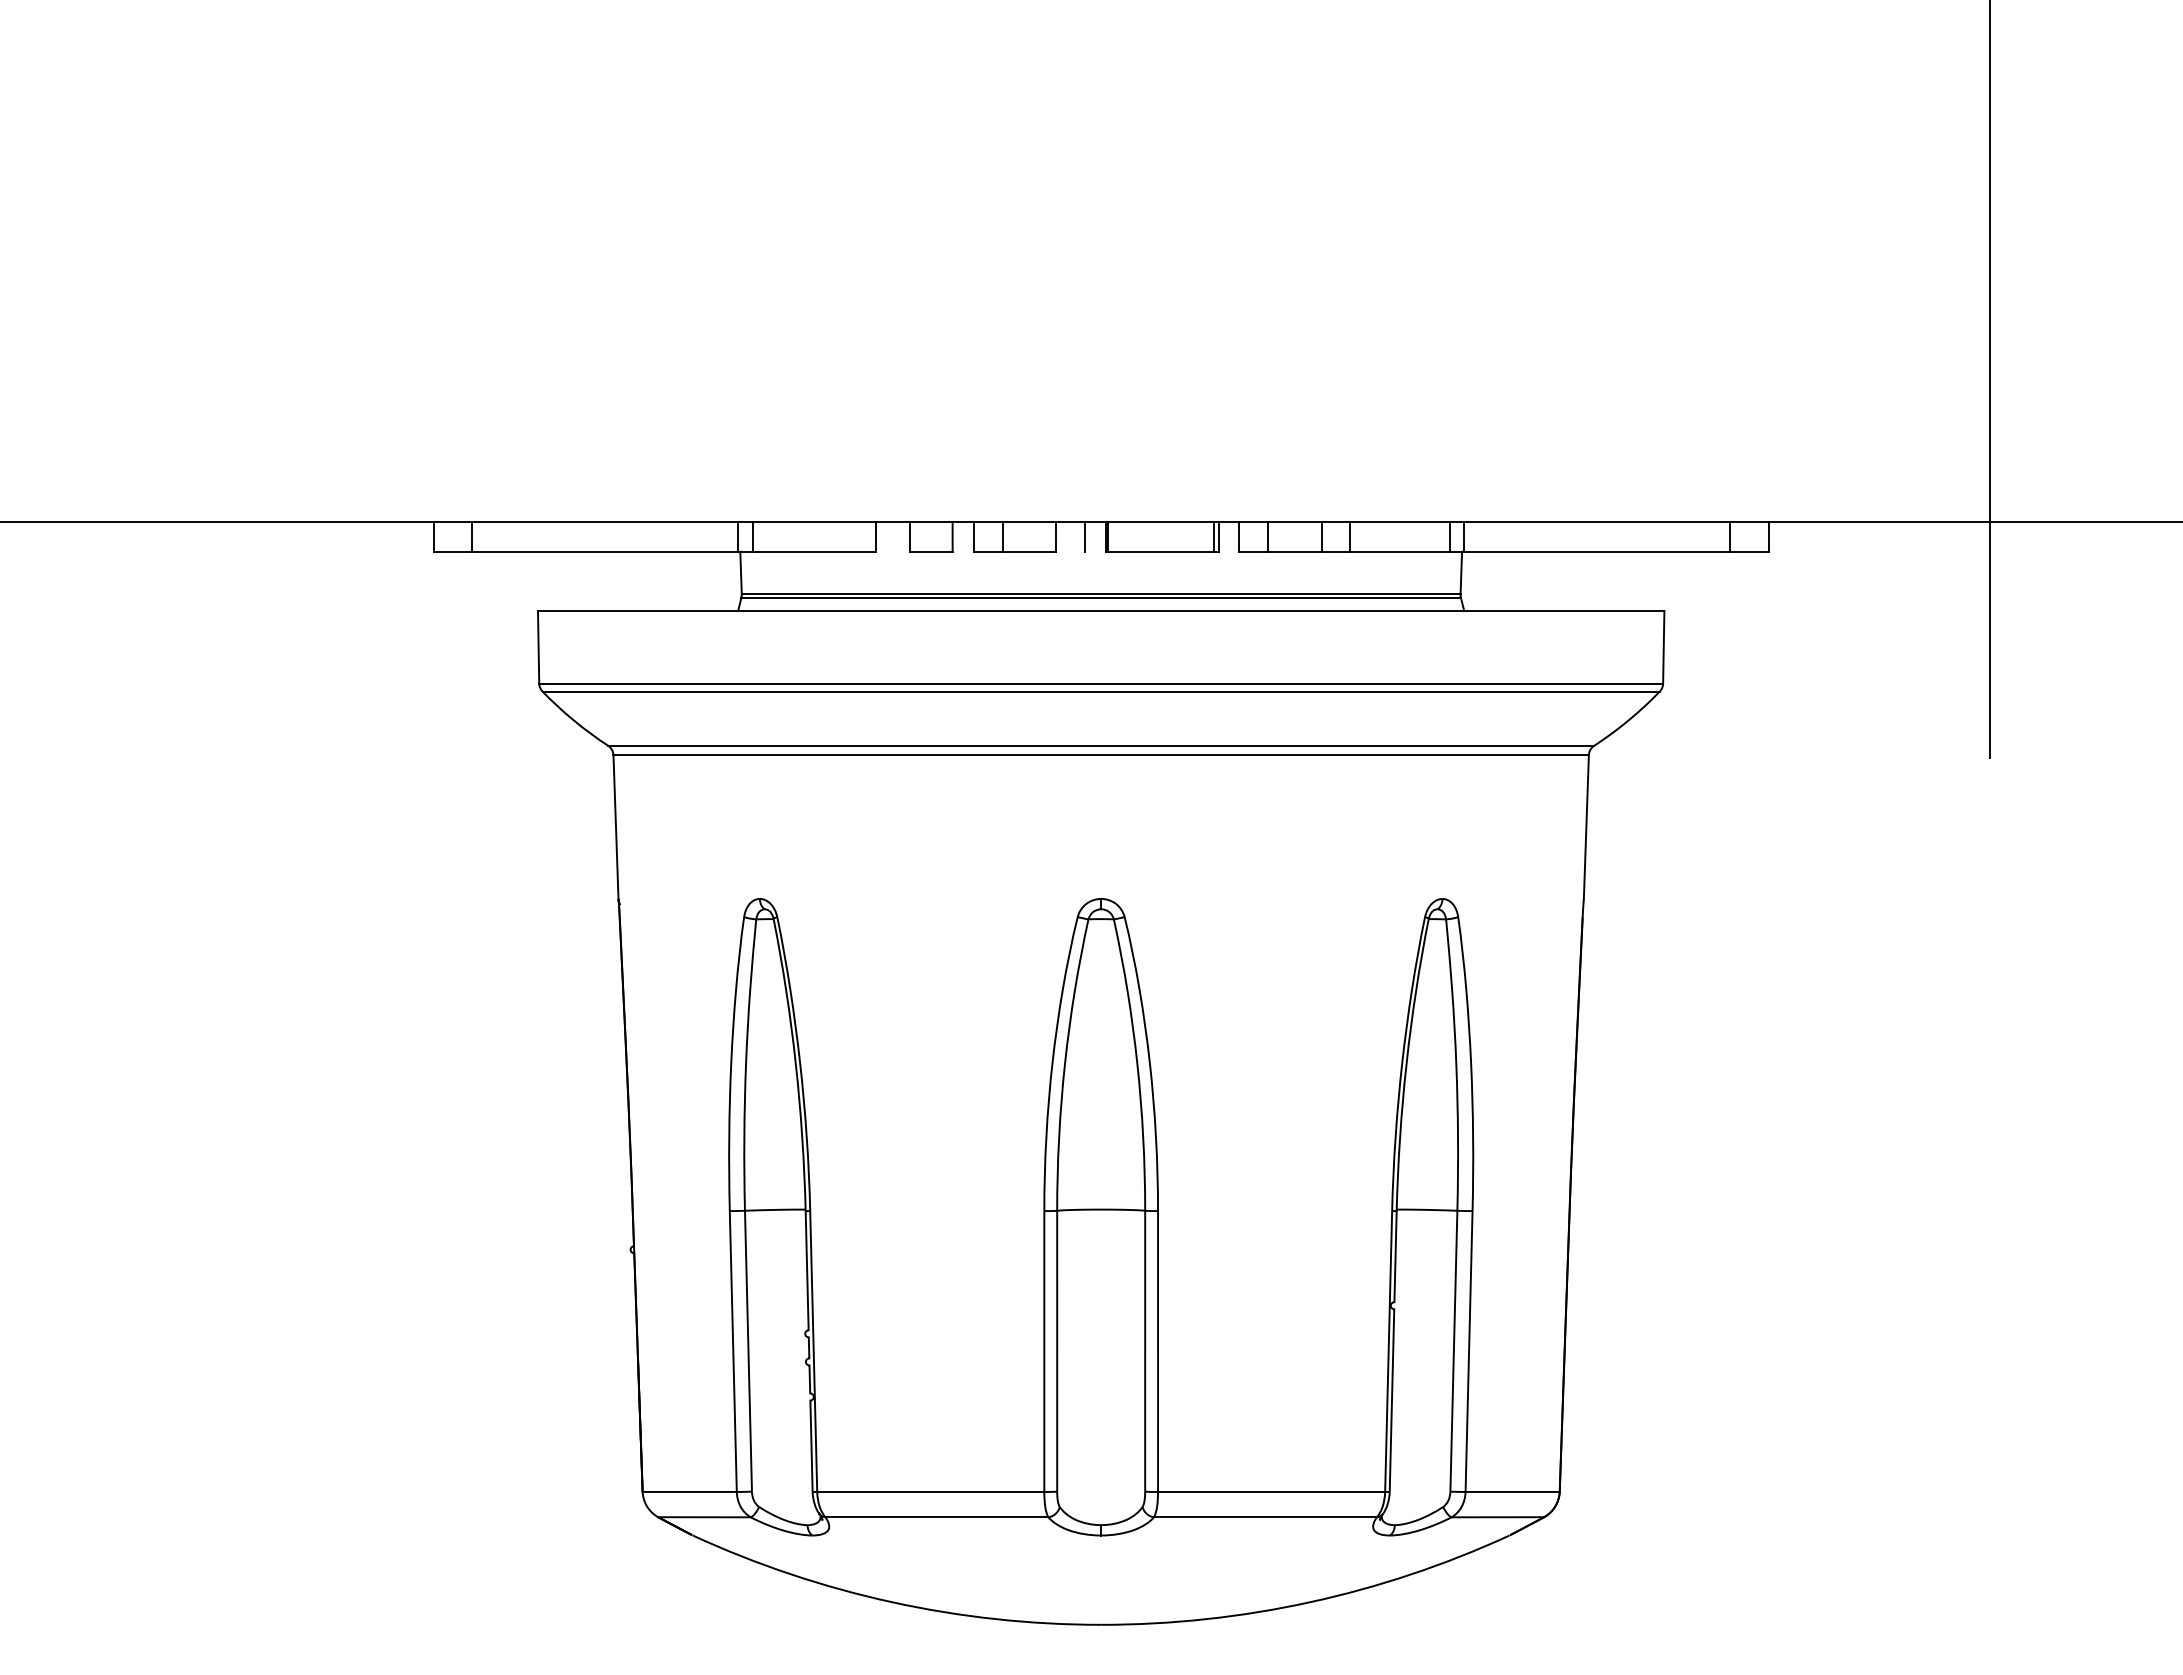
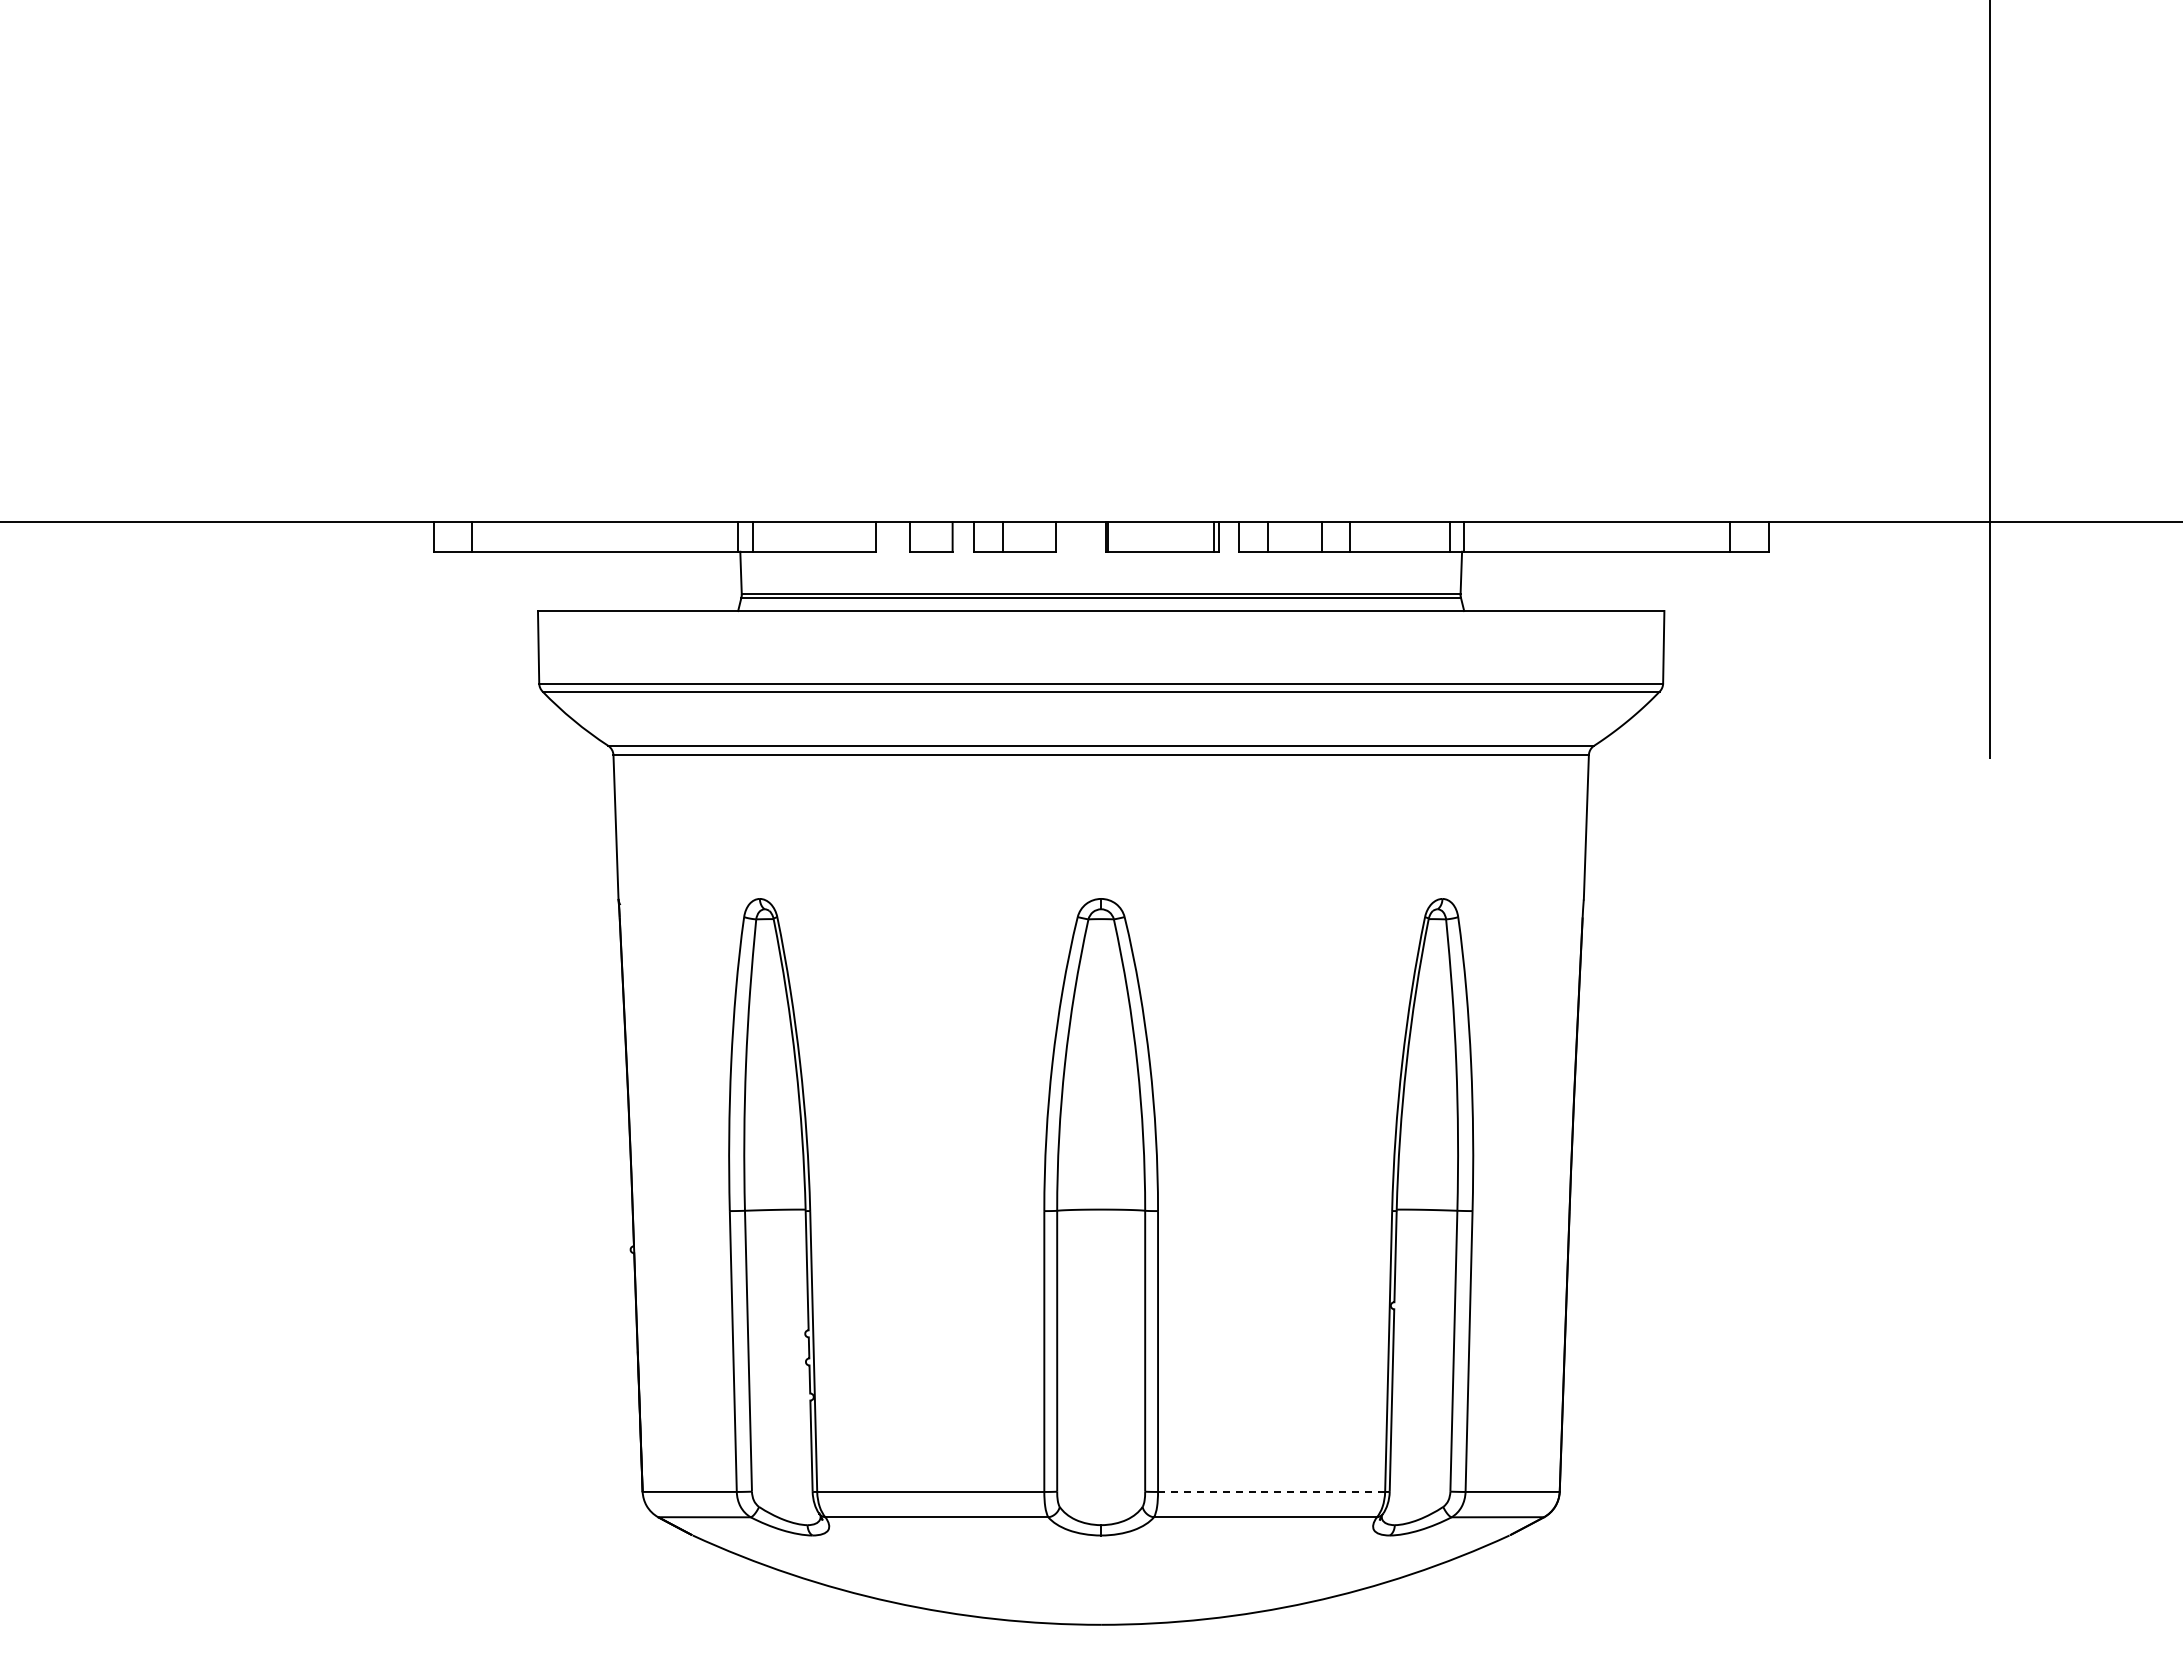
line: present -> none (1084, 536)
line: solid -> dashed (1271, 1491)
